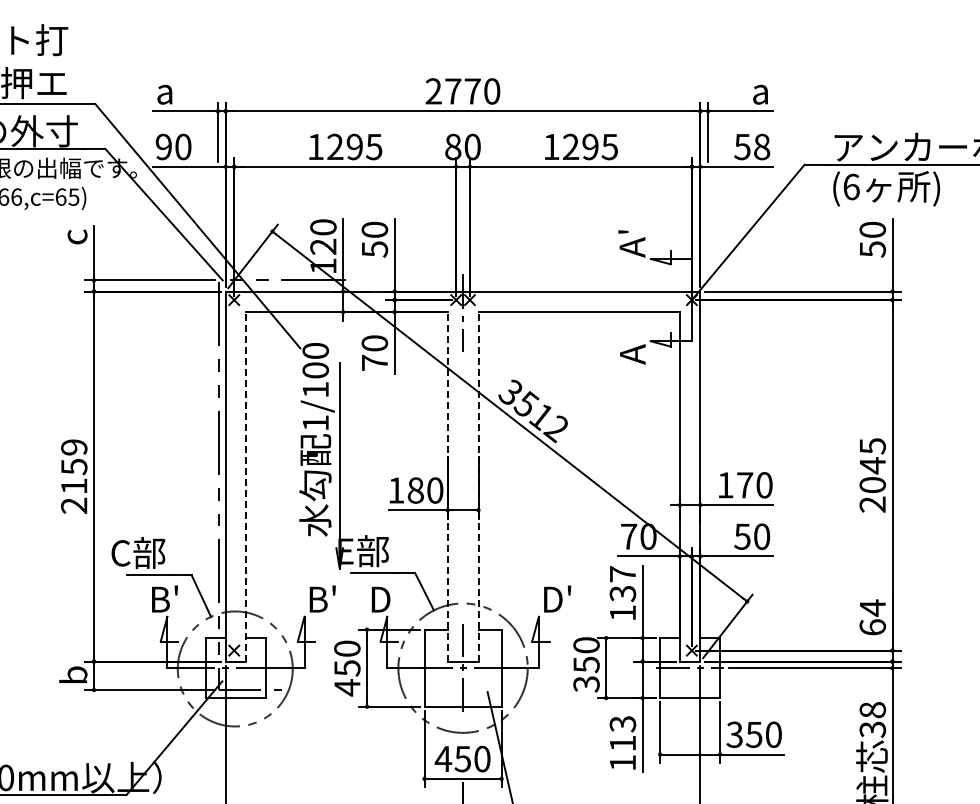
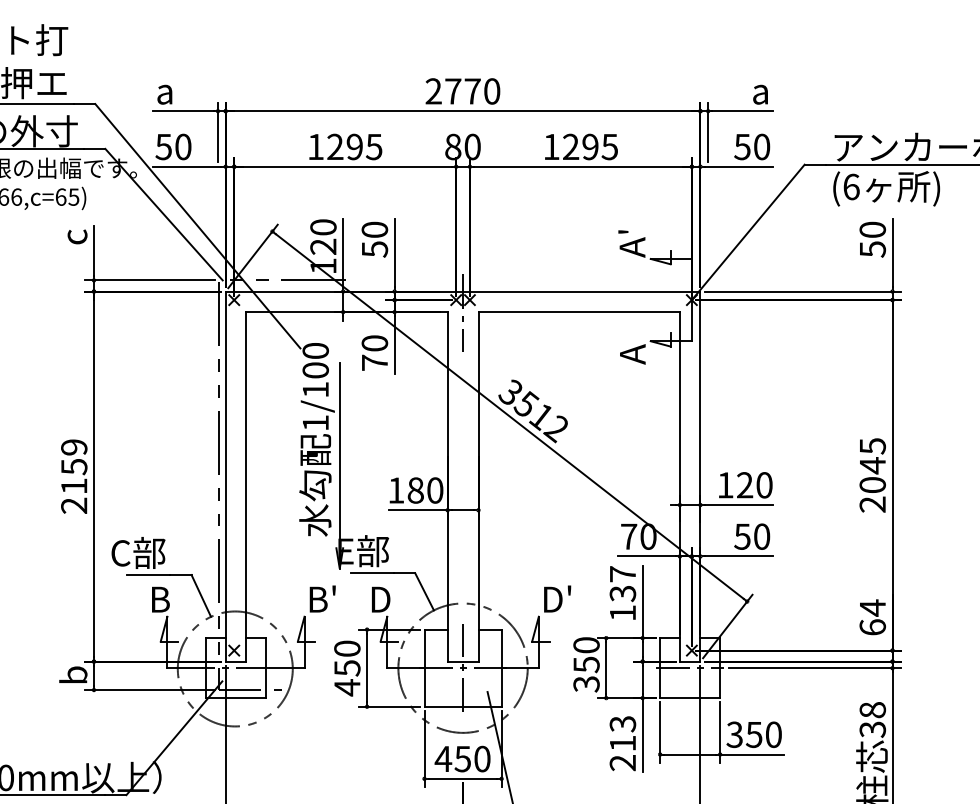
text: 90 -> 50 (163, 146)
text: 58 -> 50 (762, 147)
text: 170 -> 120 (745, 485)
line: dashed -> solid (246, 486)
line: dashed -> solid (447, 486)
line: dashed -> solid (478, 486)
text: B' -> B (175, 590)
text: 113 -> 213 (622, 763)
